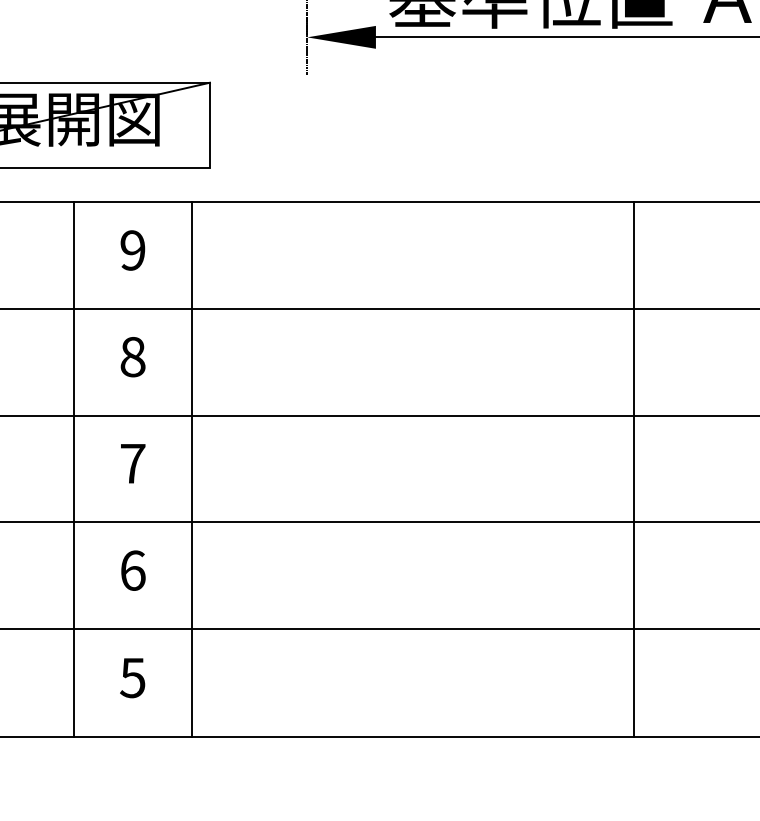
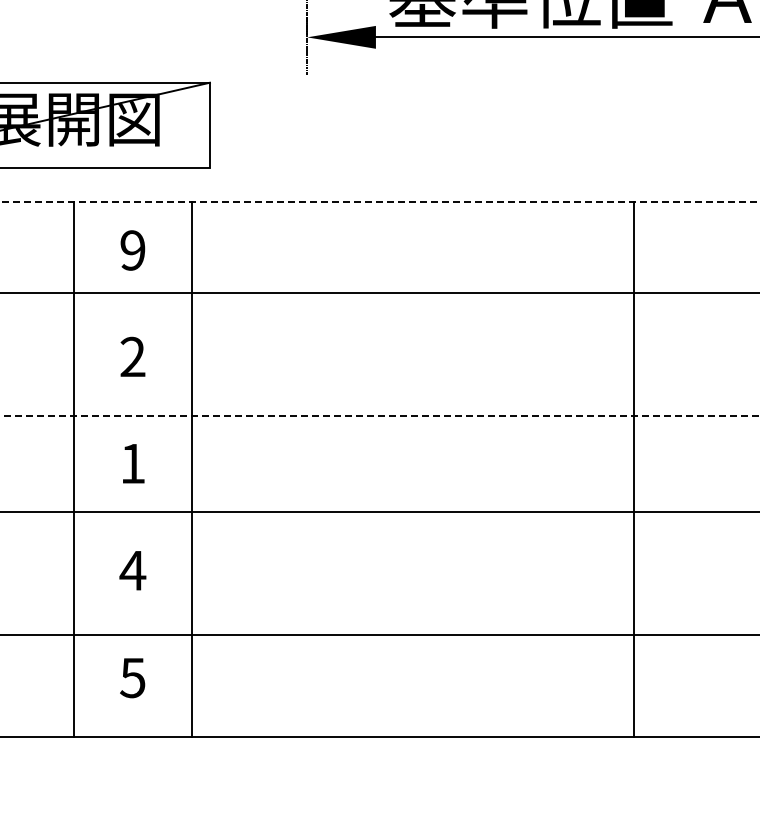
line: solid -> dashed (380, 202)
line position: (379, 308) -> (379, 292) (379, 292)
text: 8 -> 2 (132, 356)
line: solid -> dashed (380, 415)
text: 7 -> 1 (133, 463)
line position: (379, 522) -> (379, 512) (379, 512)
text: 6 -> 4 (132, 570)
line position: (379, 629) -> (379, 635) (379, 635)
